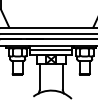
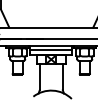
line: present -> none (48, 33)
